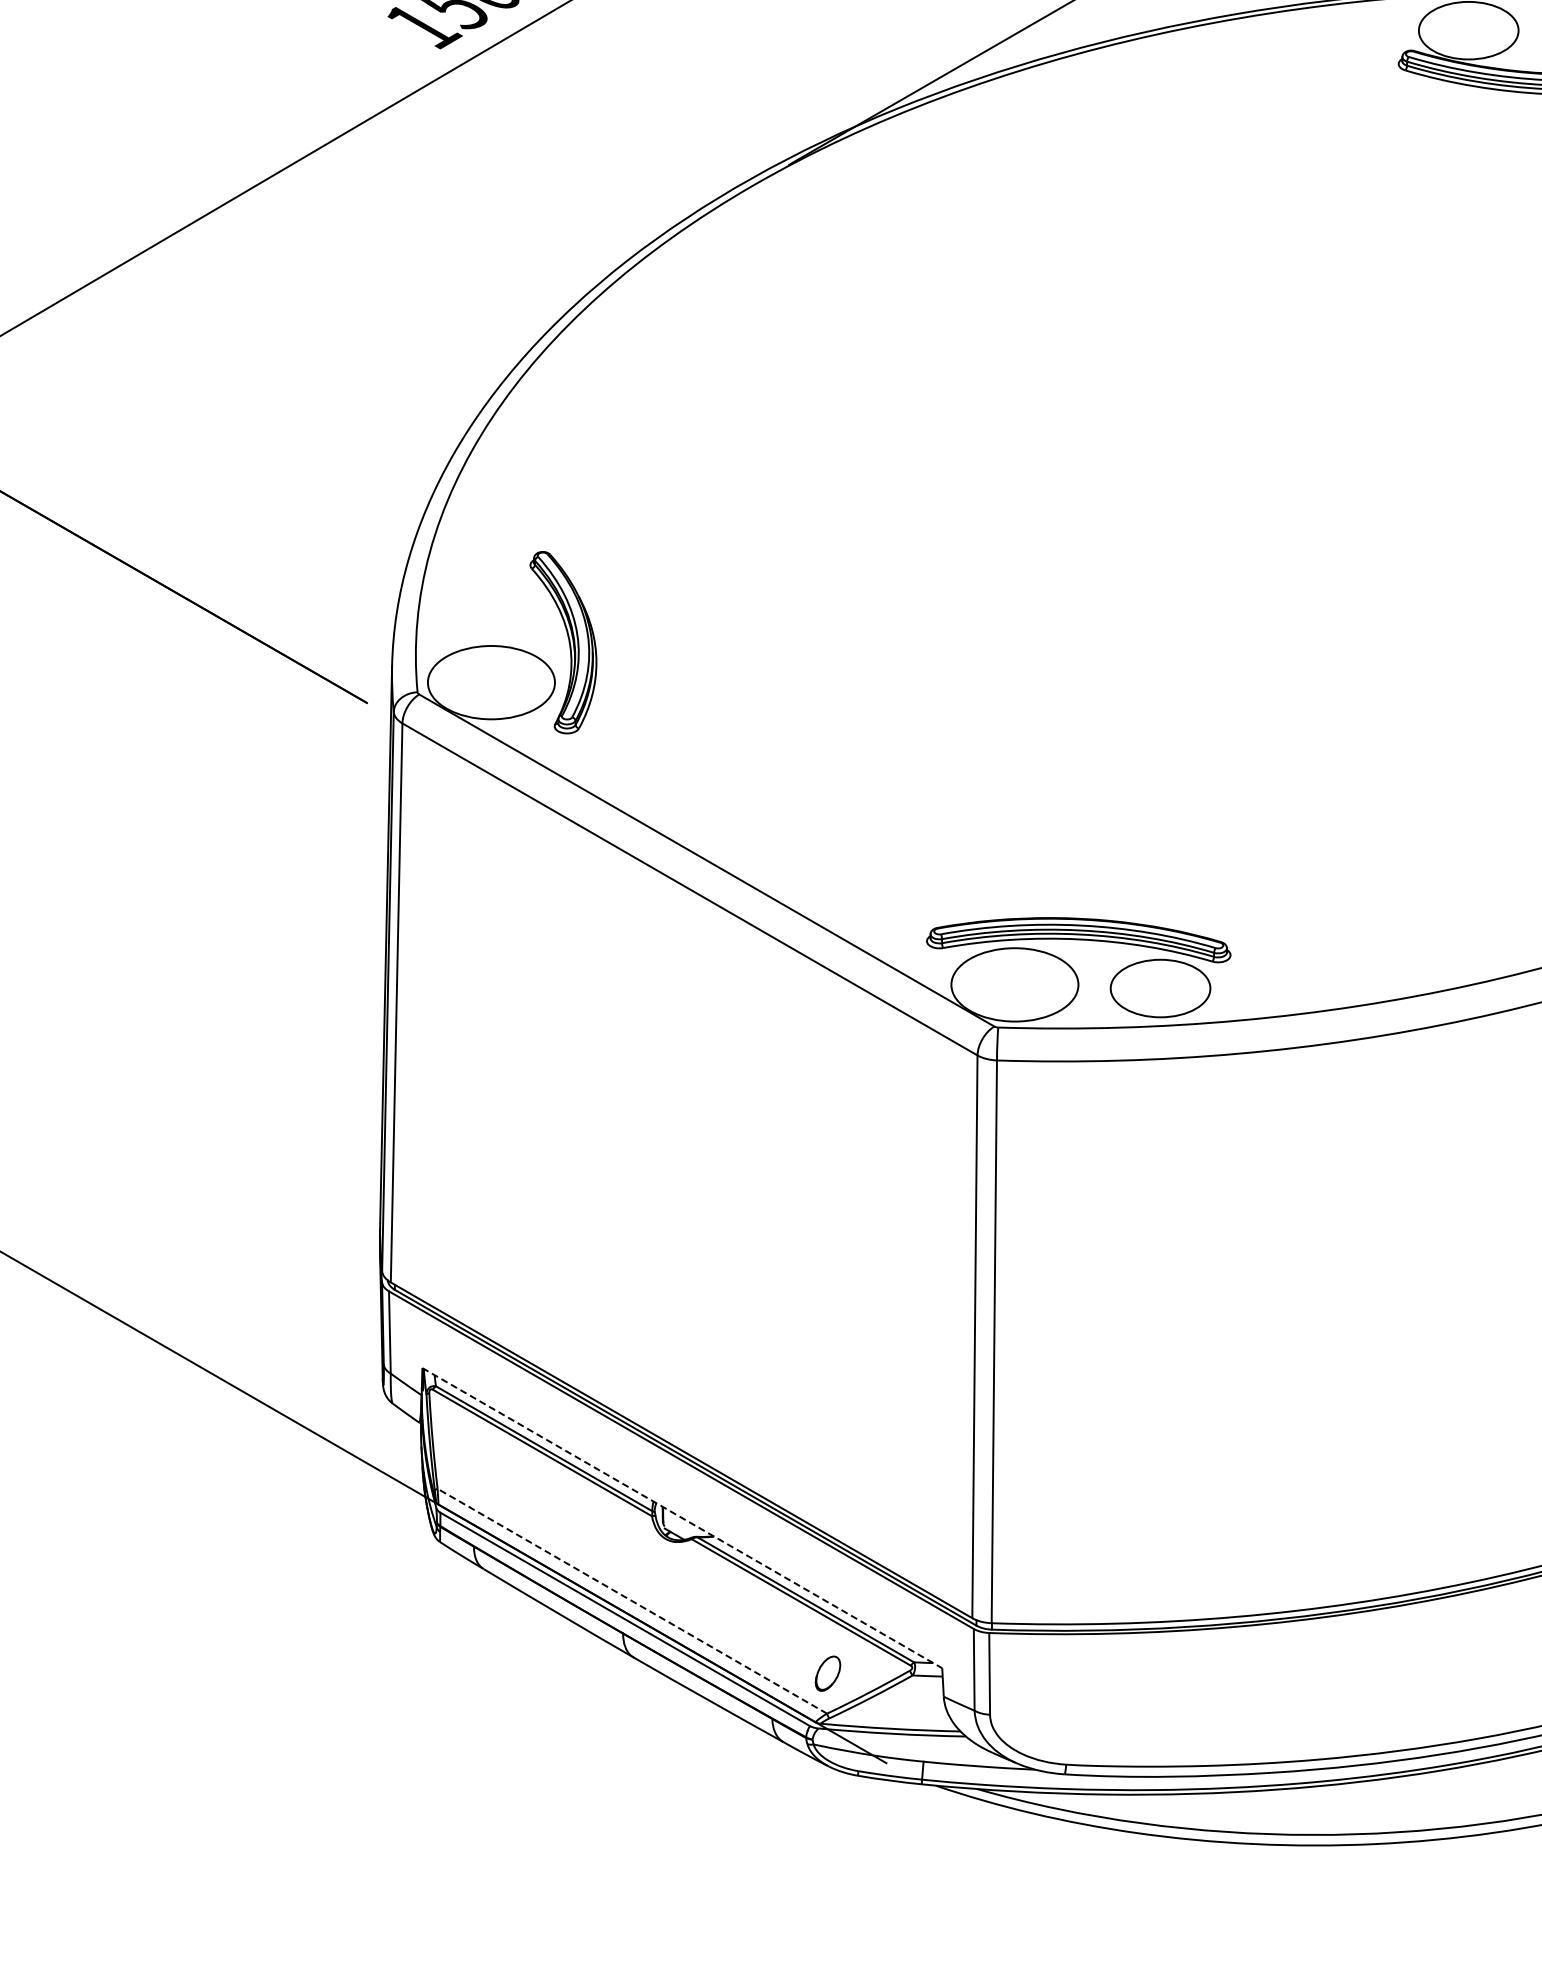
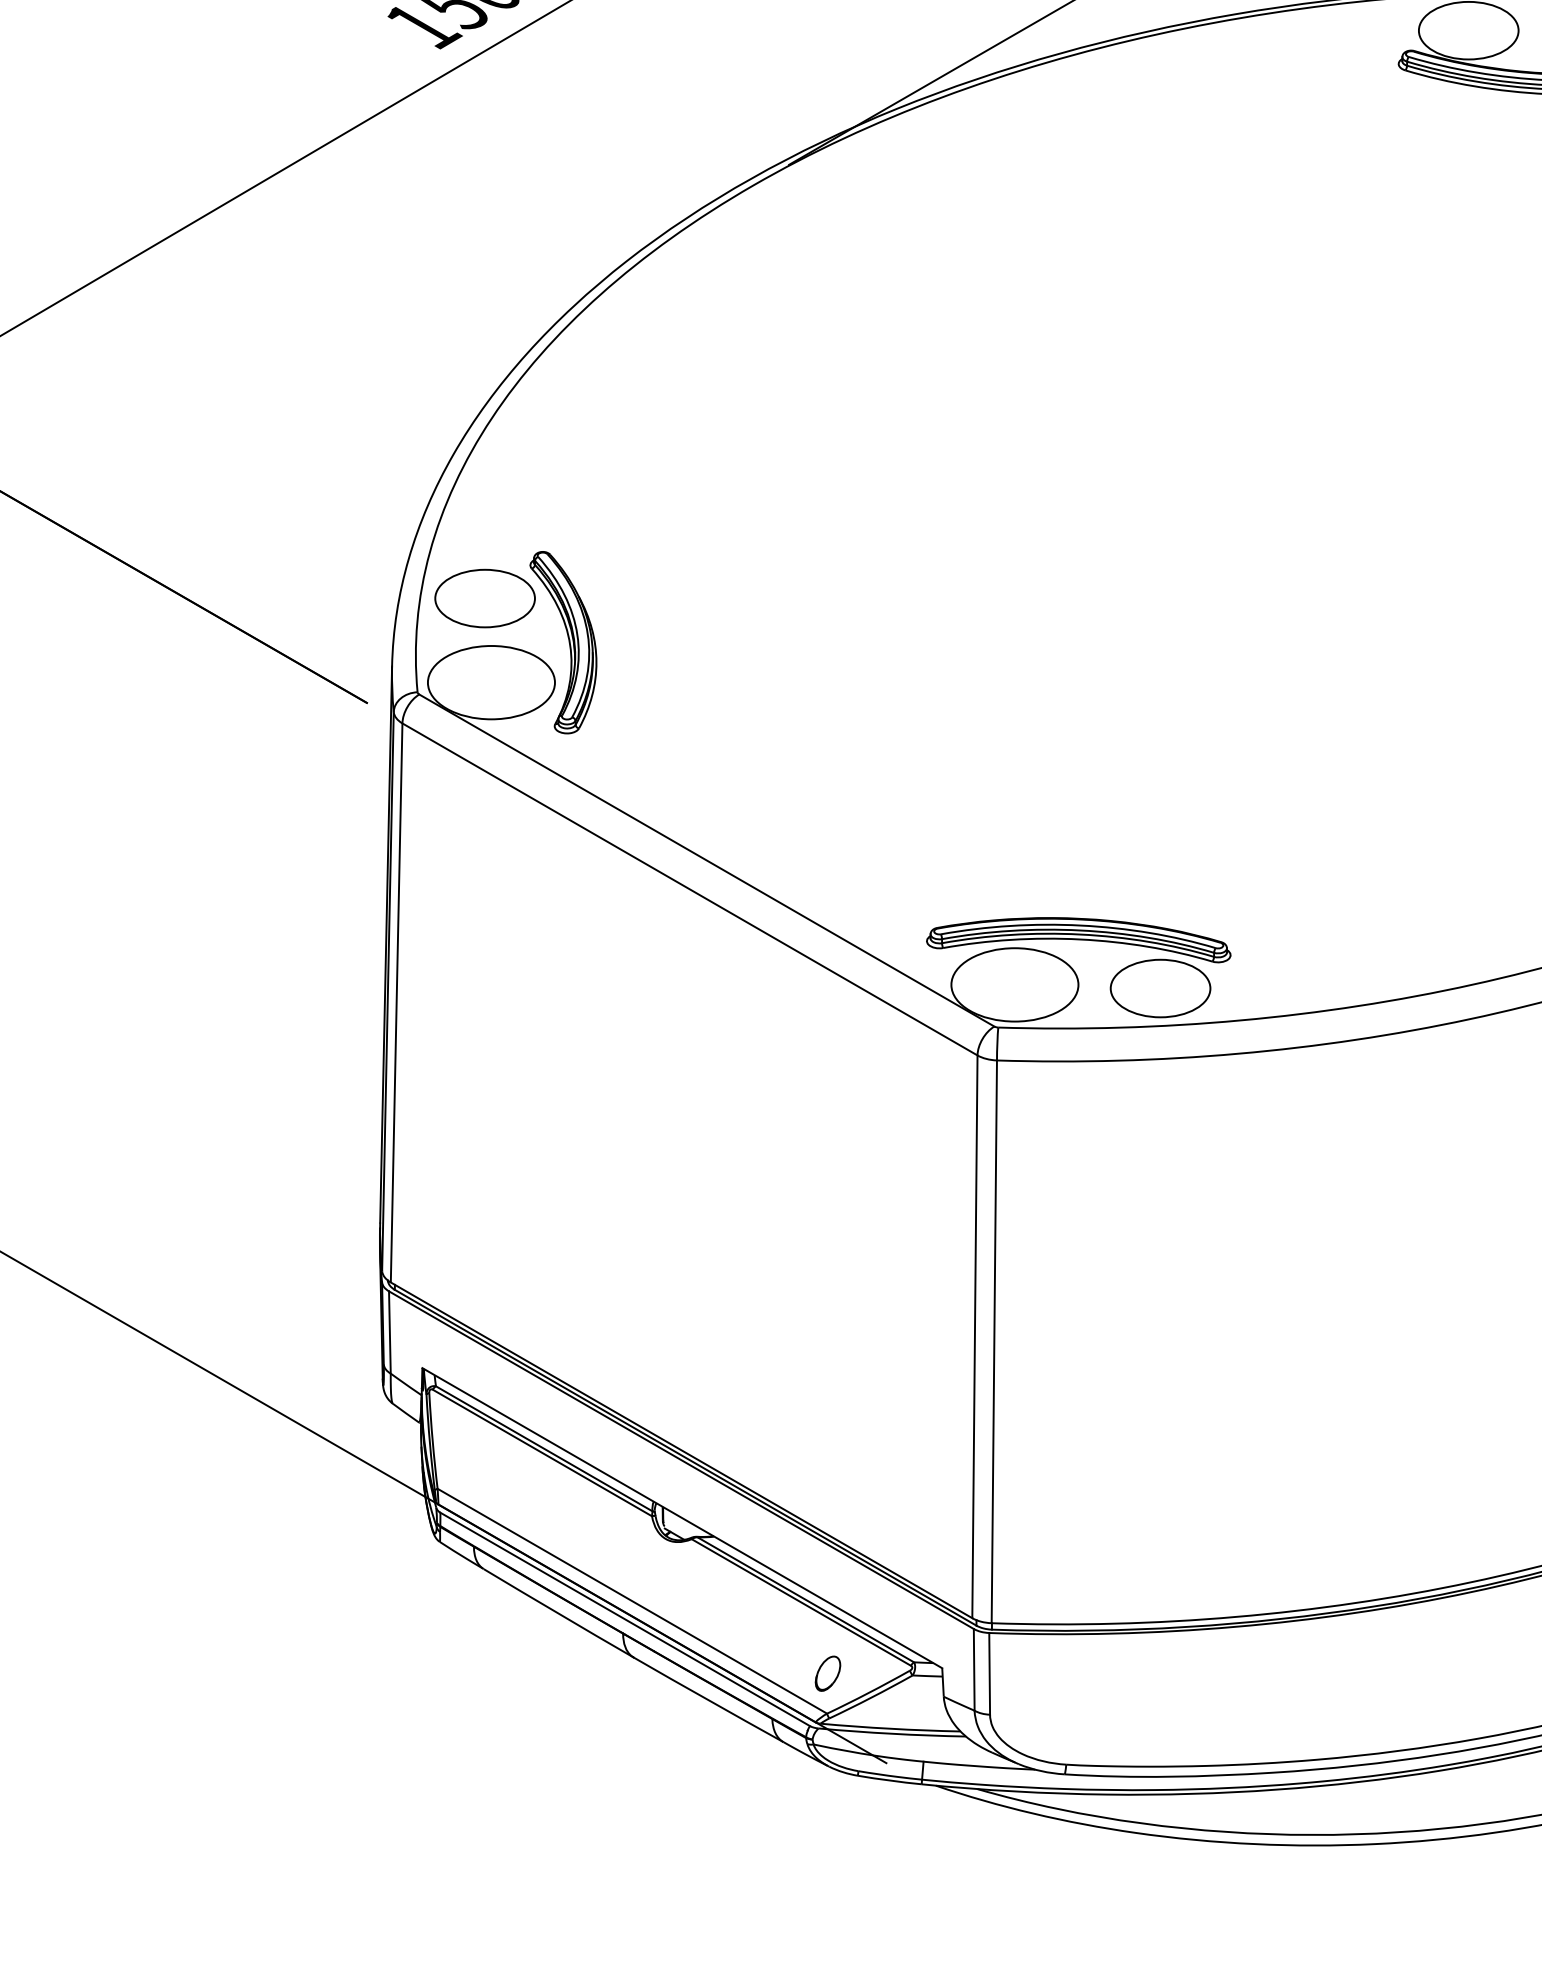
part: none -> present (484, 598)
line: dashed -> solid (682, 1518)
line: dashed -> solid (632, 1601)
